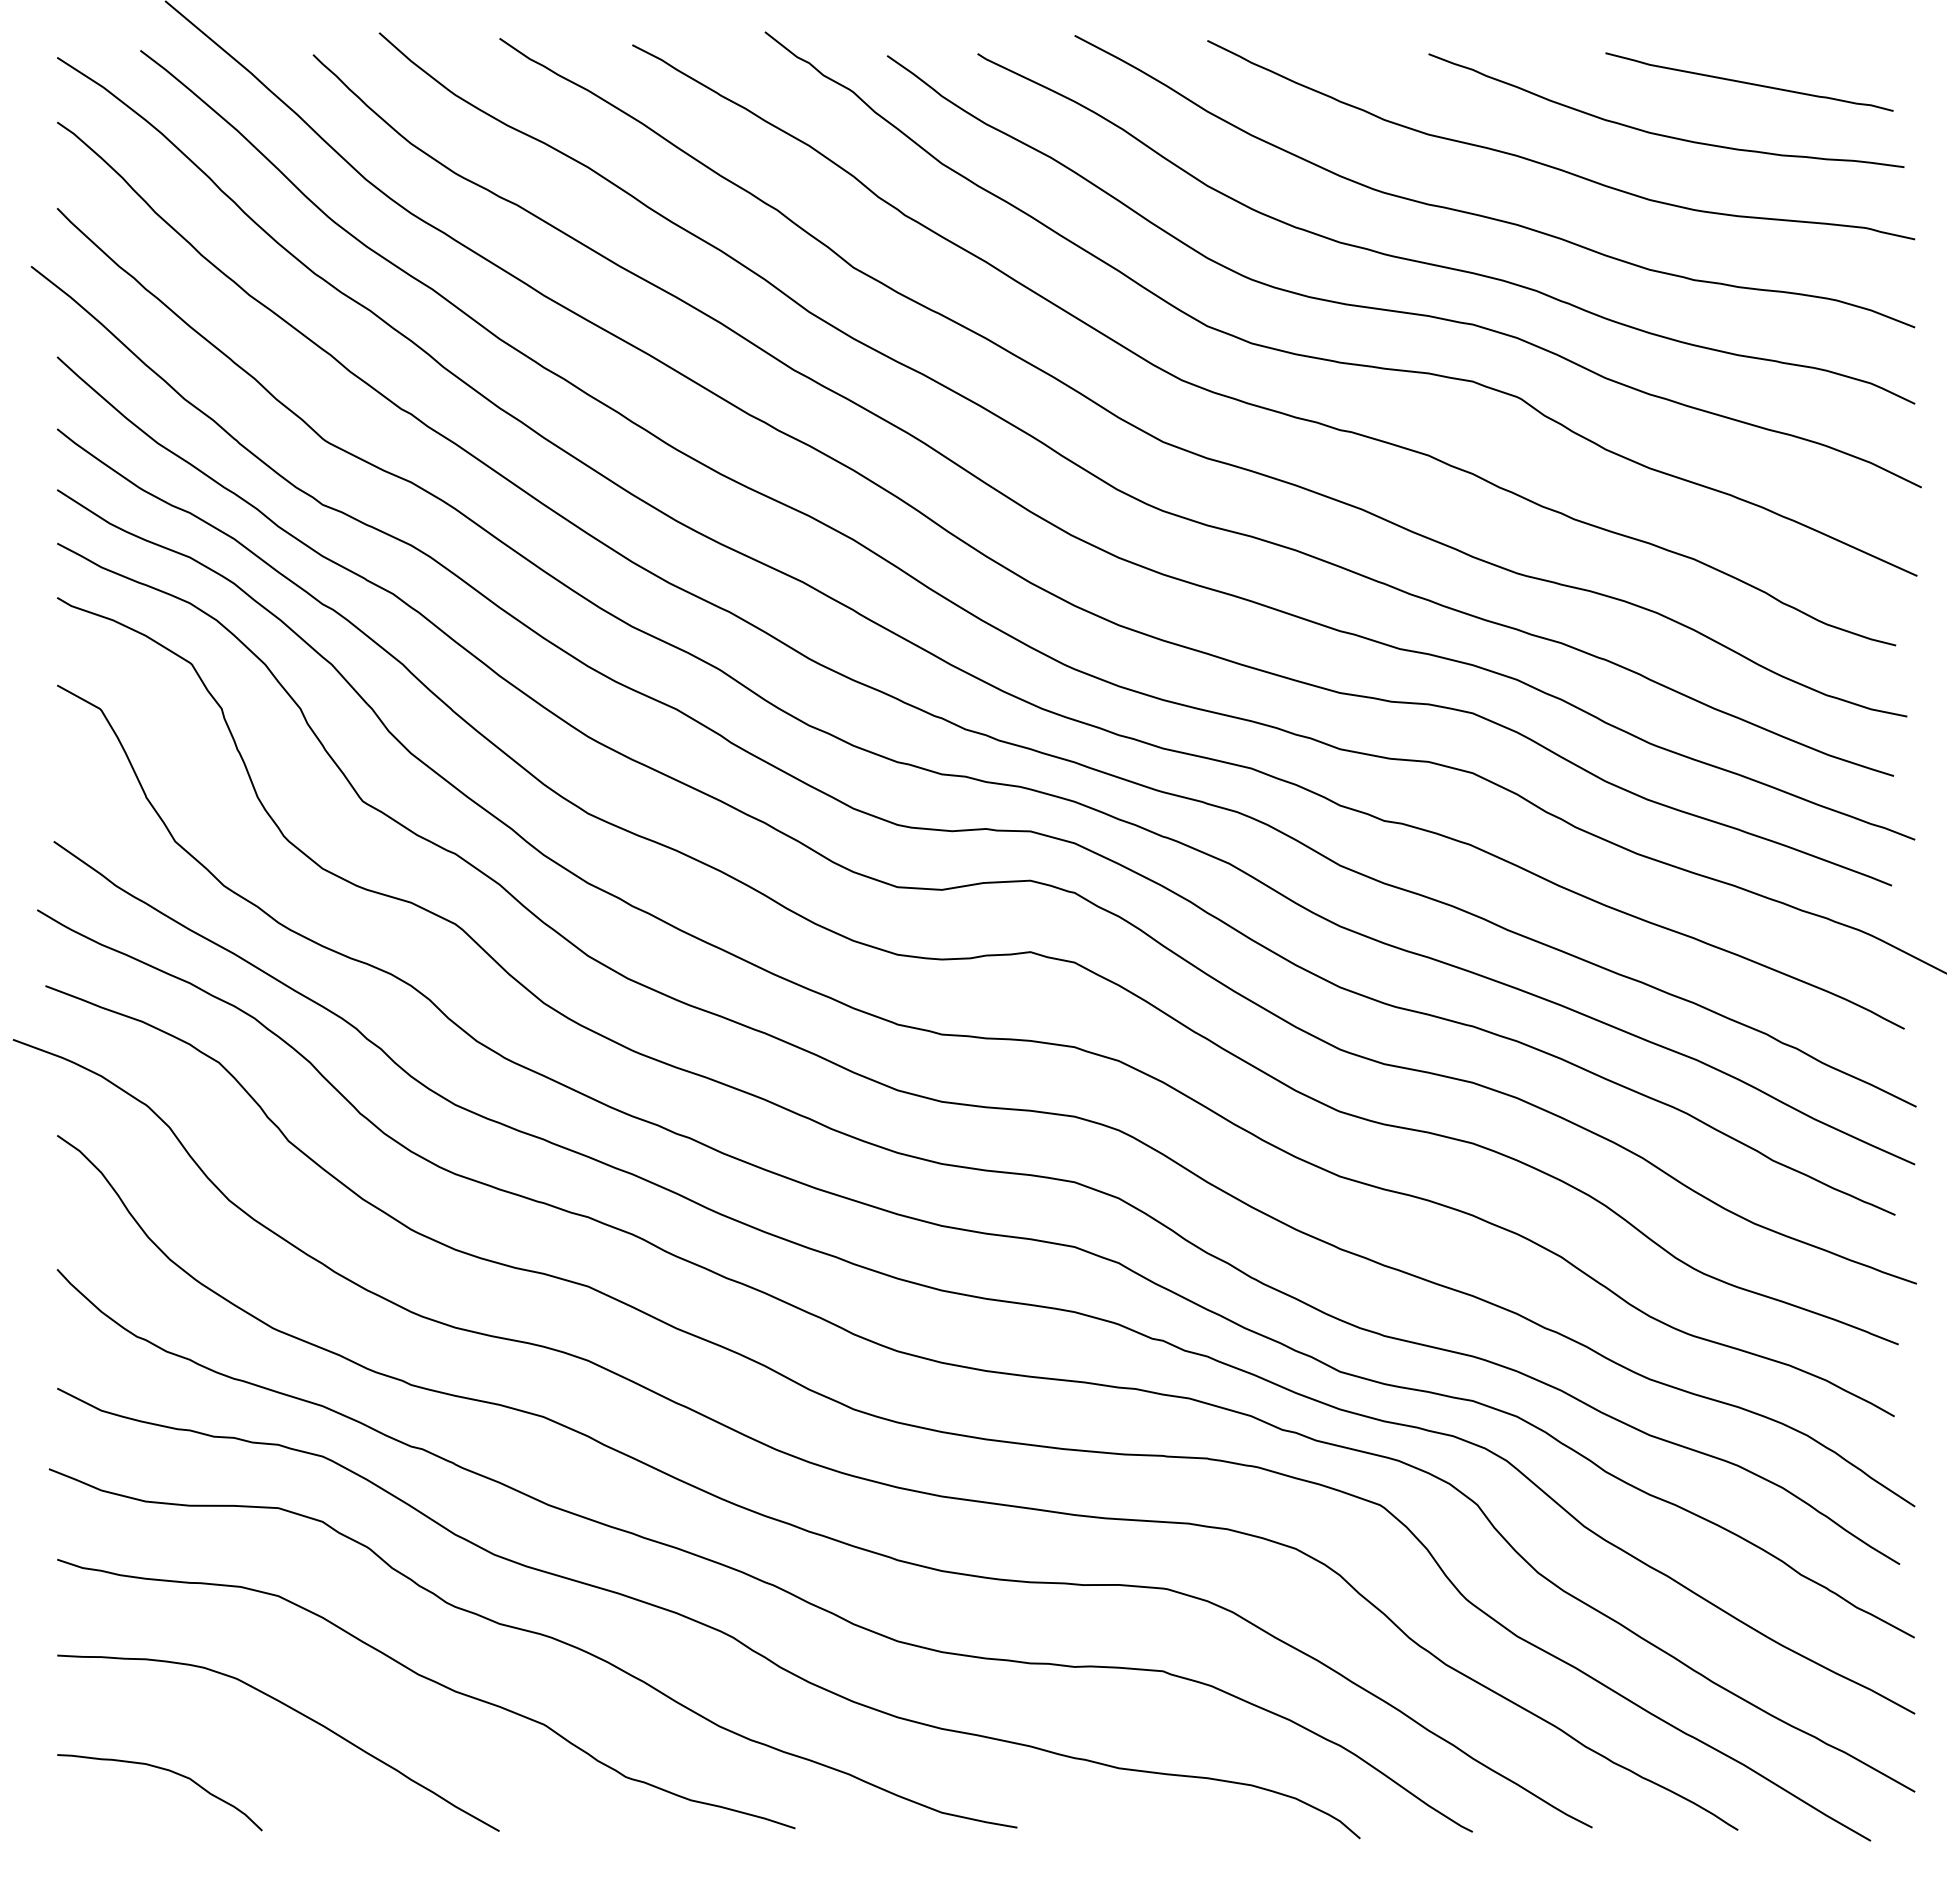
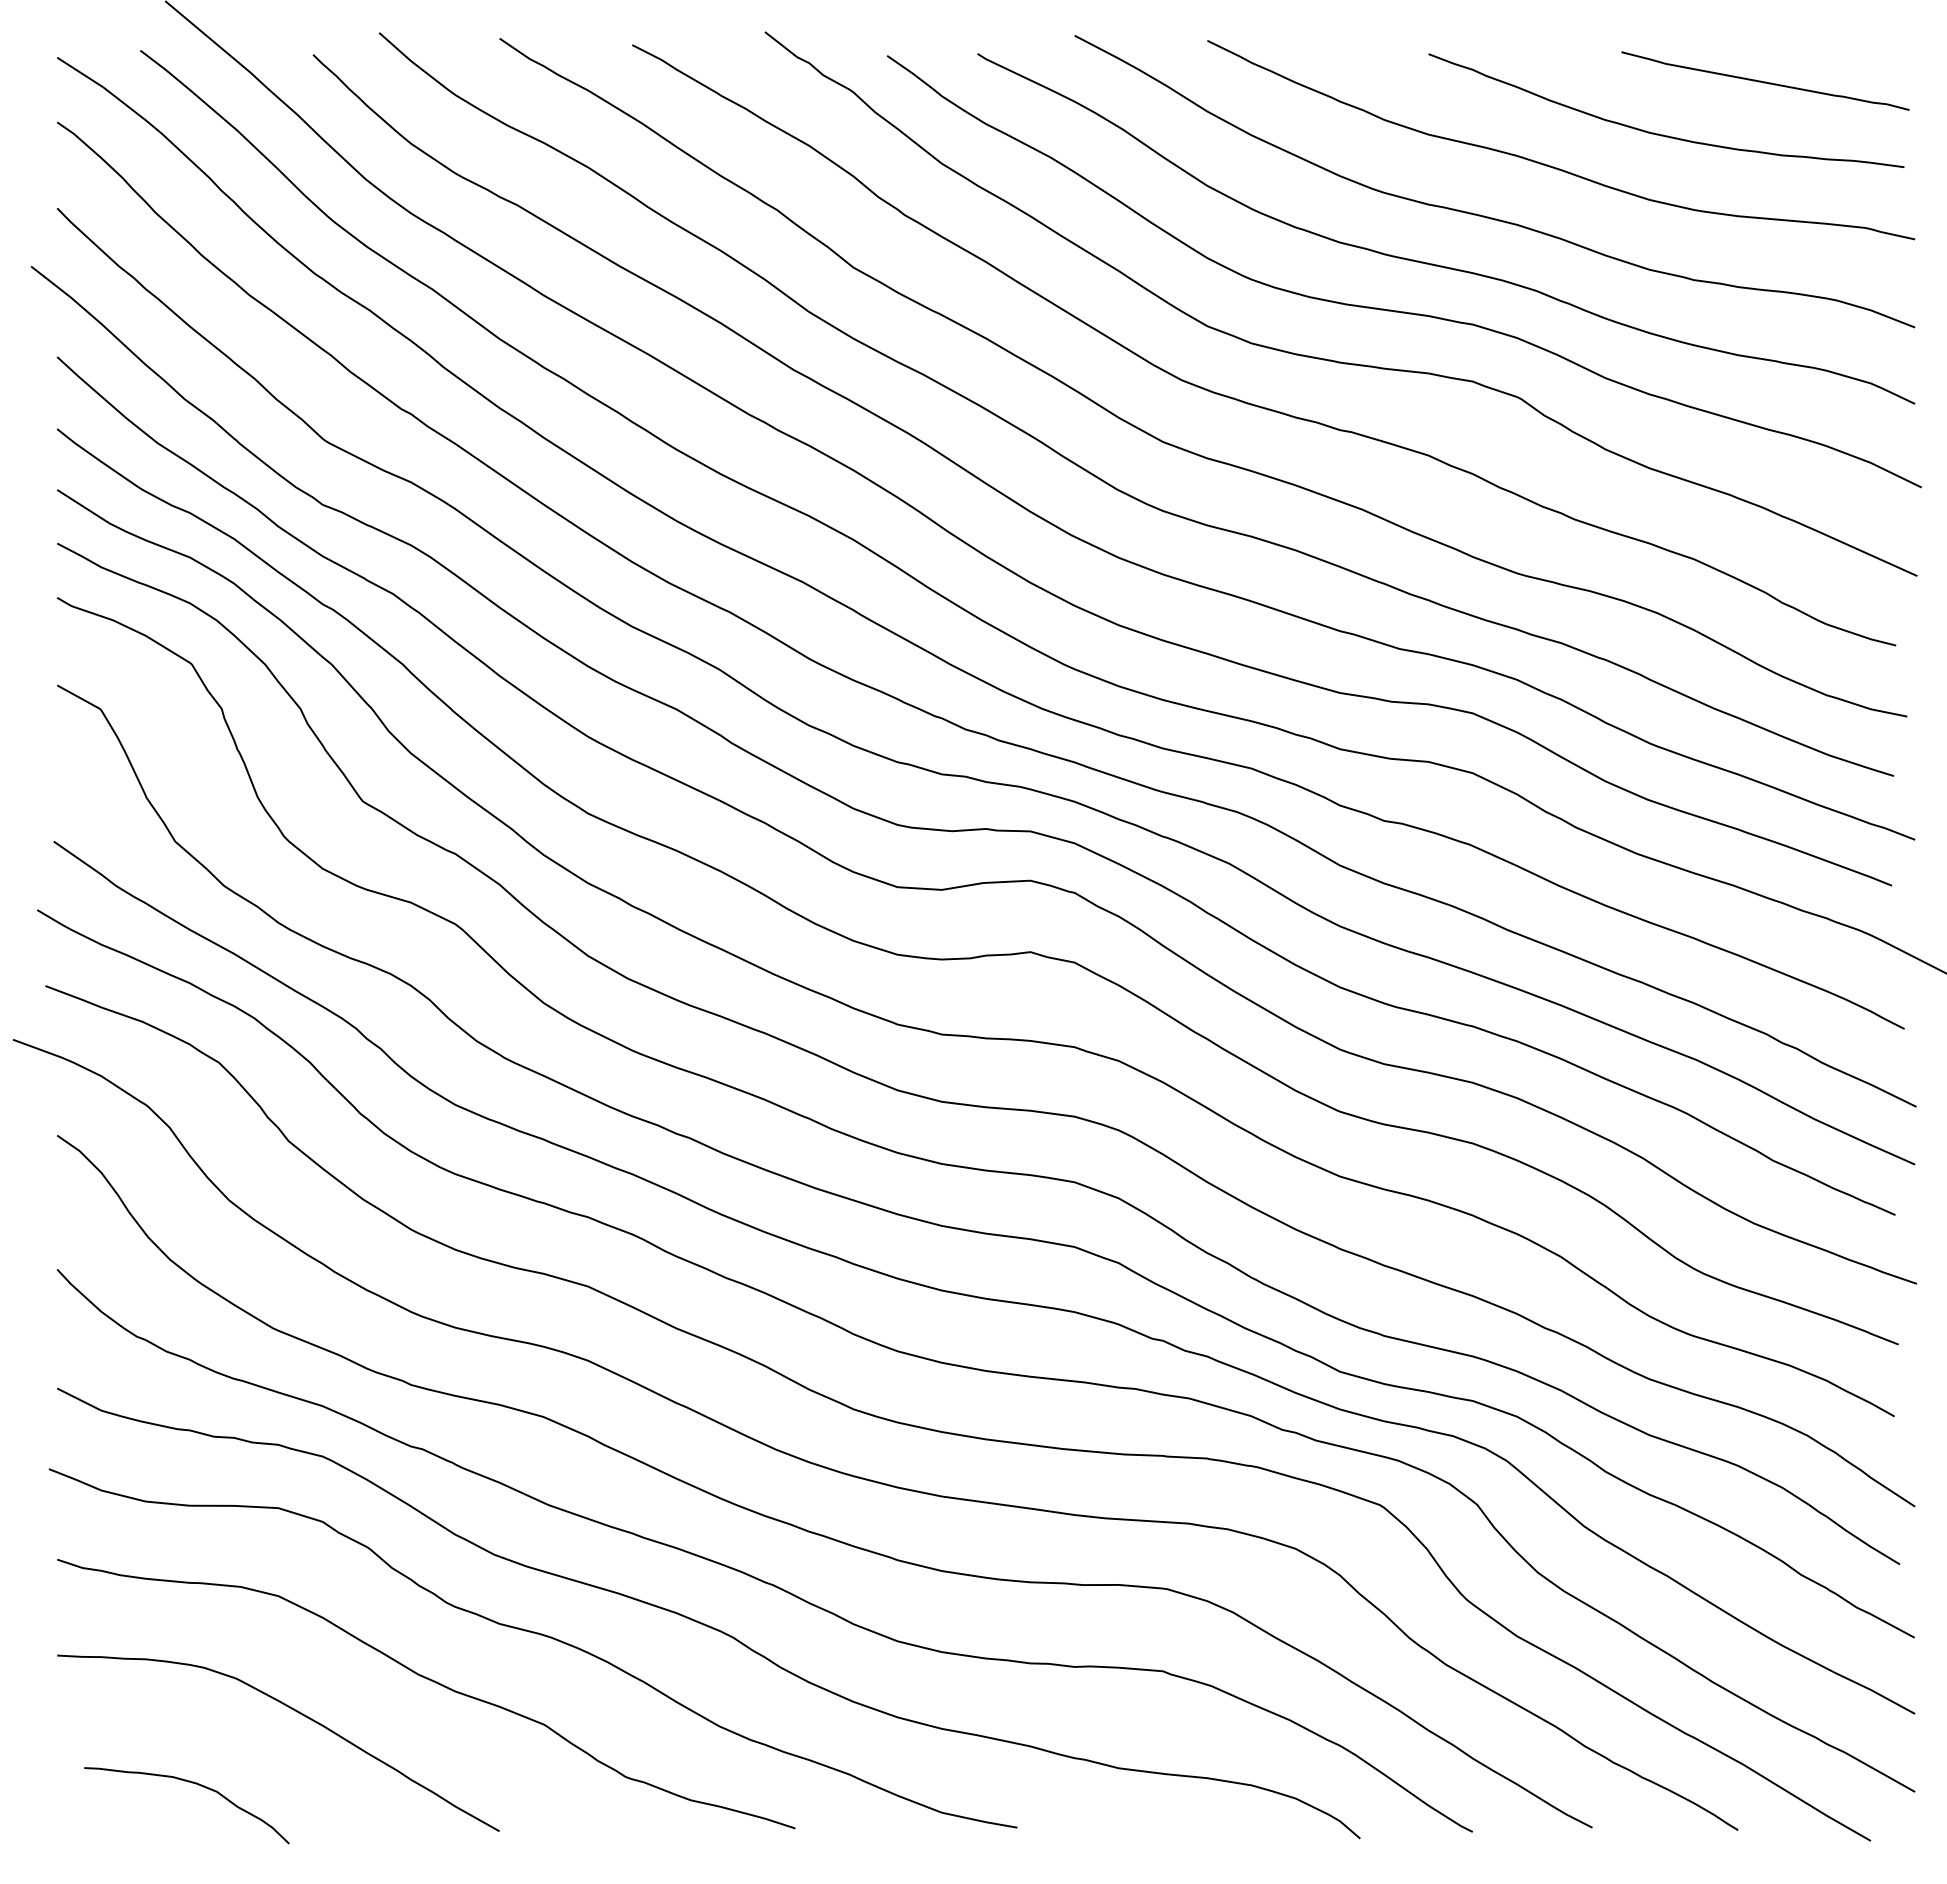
curve position: (1749, 82) -> (1765, 81) (1765, 81)
curve position: (164, 1770) -> (191, 1783) (191, 1783)
